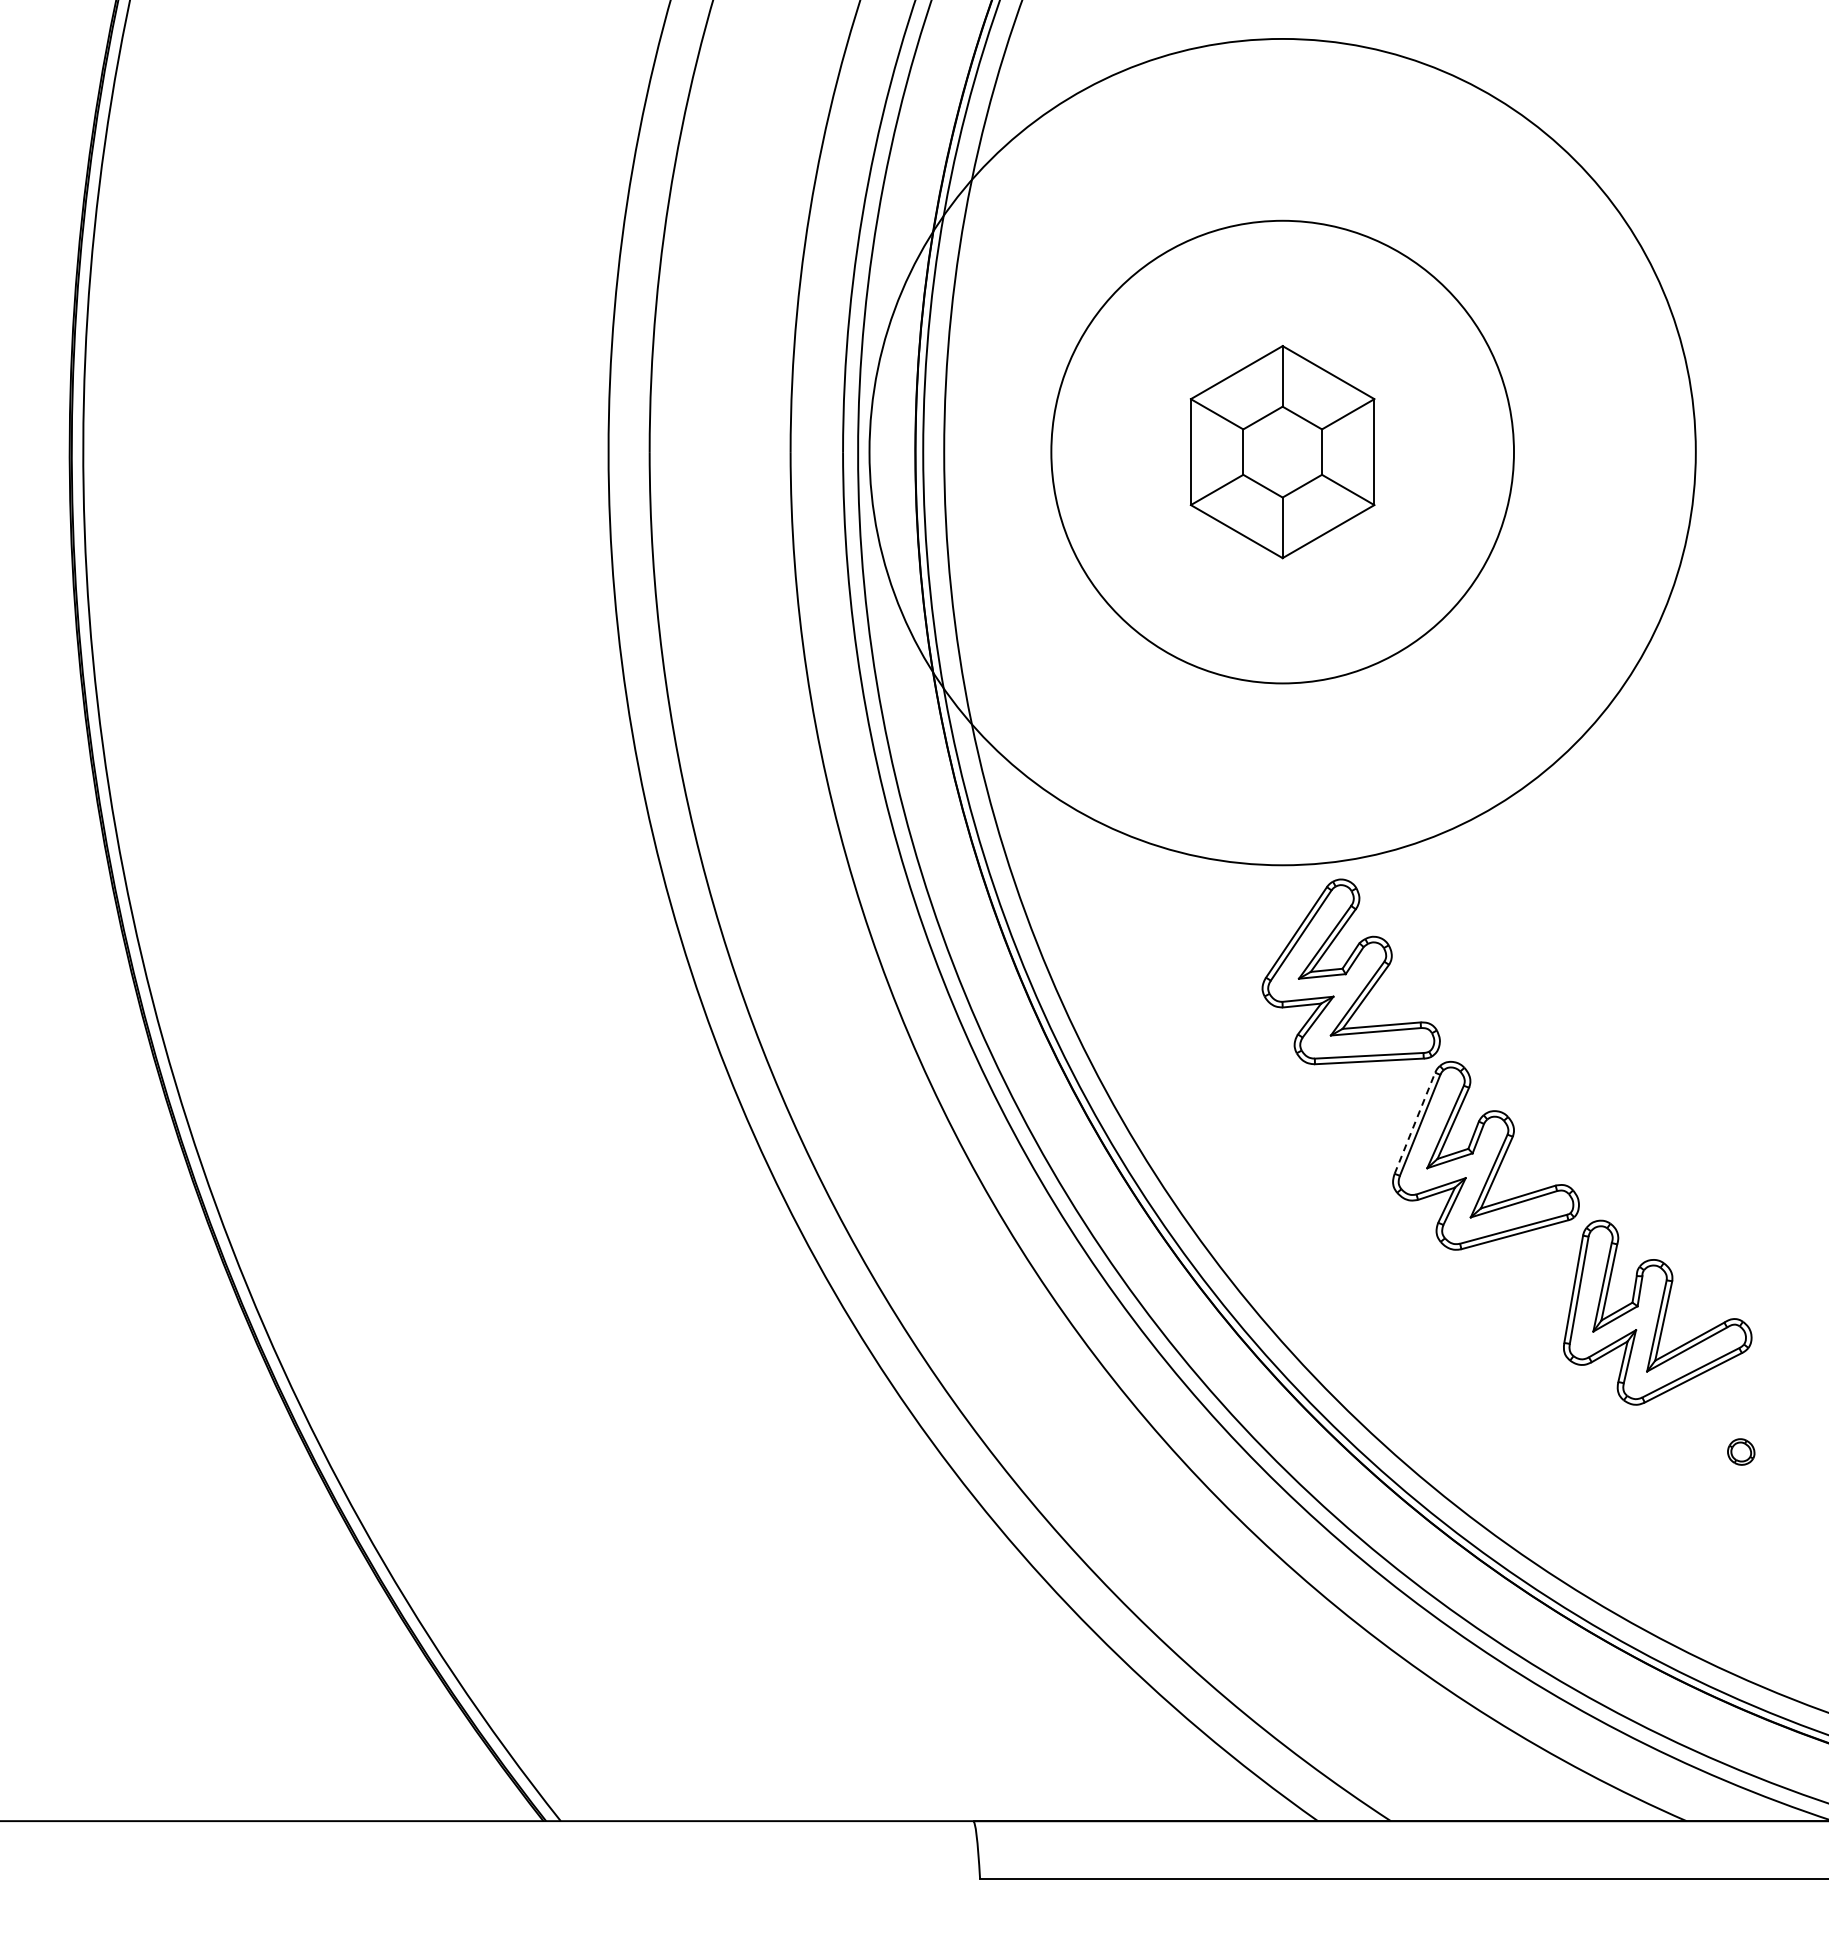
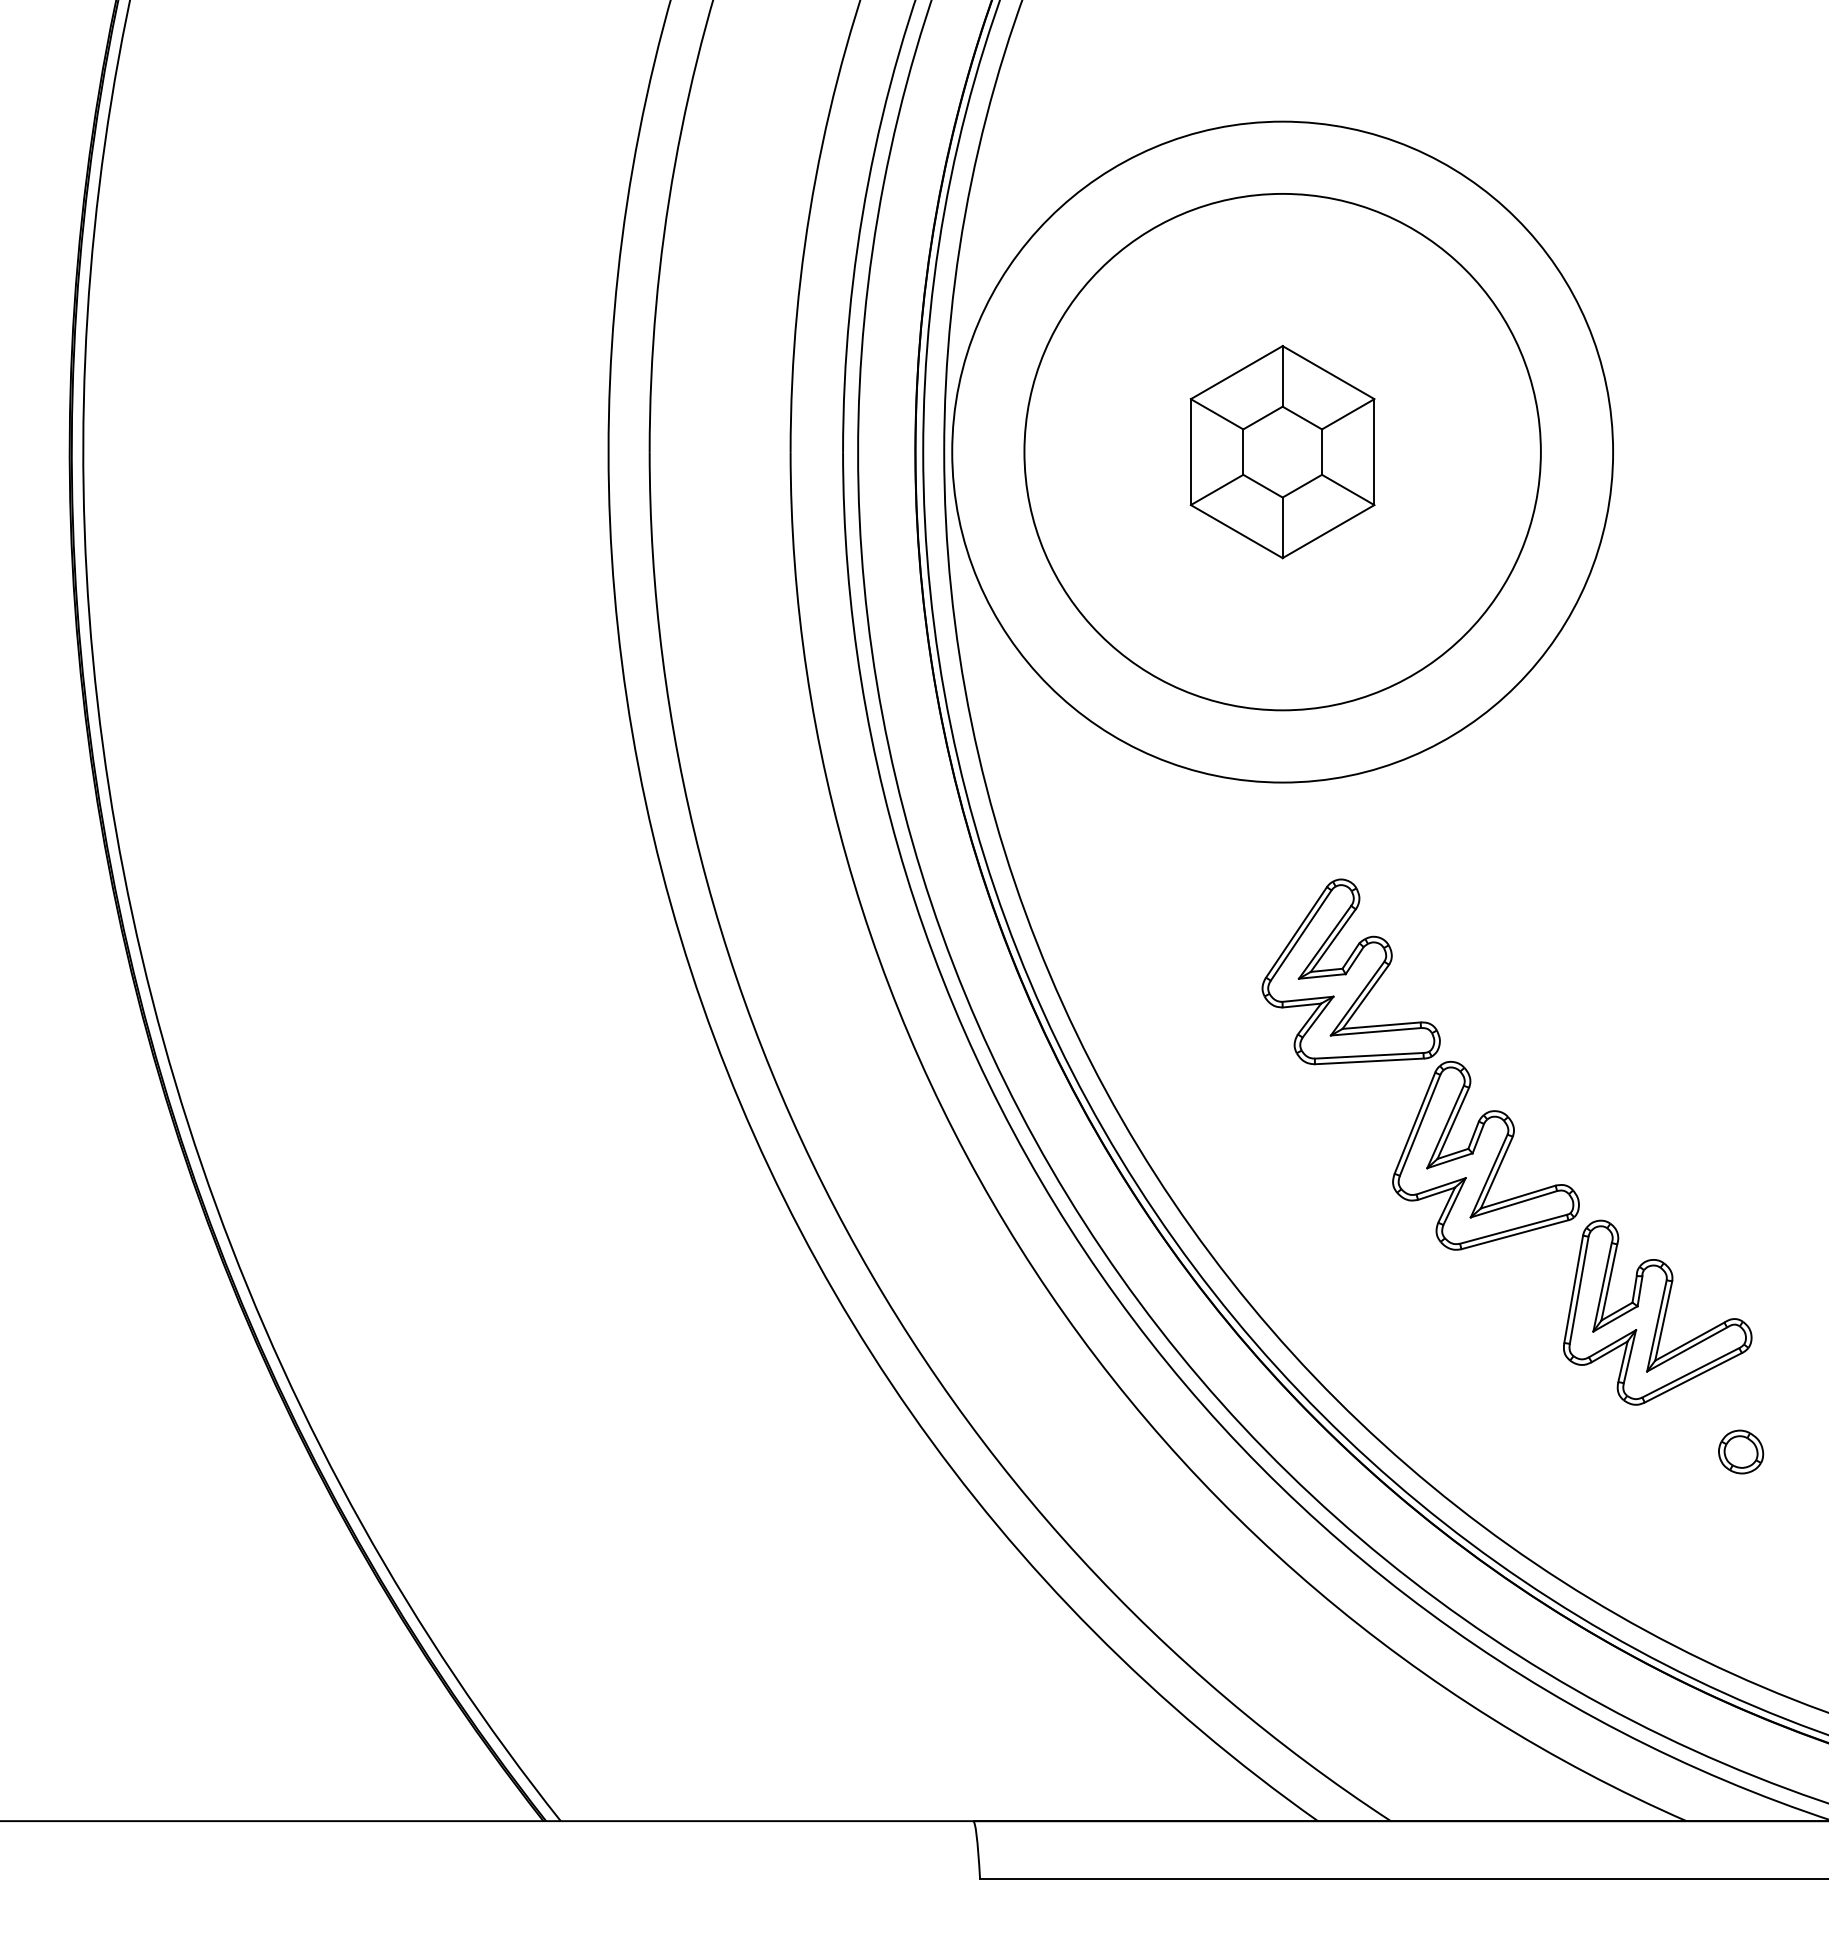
circle diameter: 463 px -> 661 px (1282, 451)
circle diameter: 826 px -> 516 px (1282, 451)
line: dashed -> solid (1415, 1122)
part size: 29x28 px -> 47x46 px (1741, 1451)
